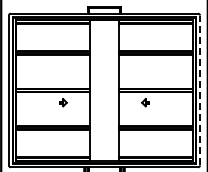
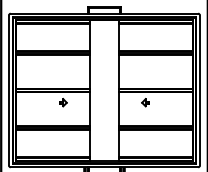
line: dashed -> solid (200, 90)
